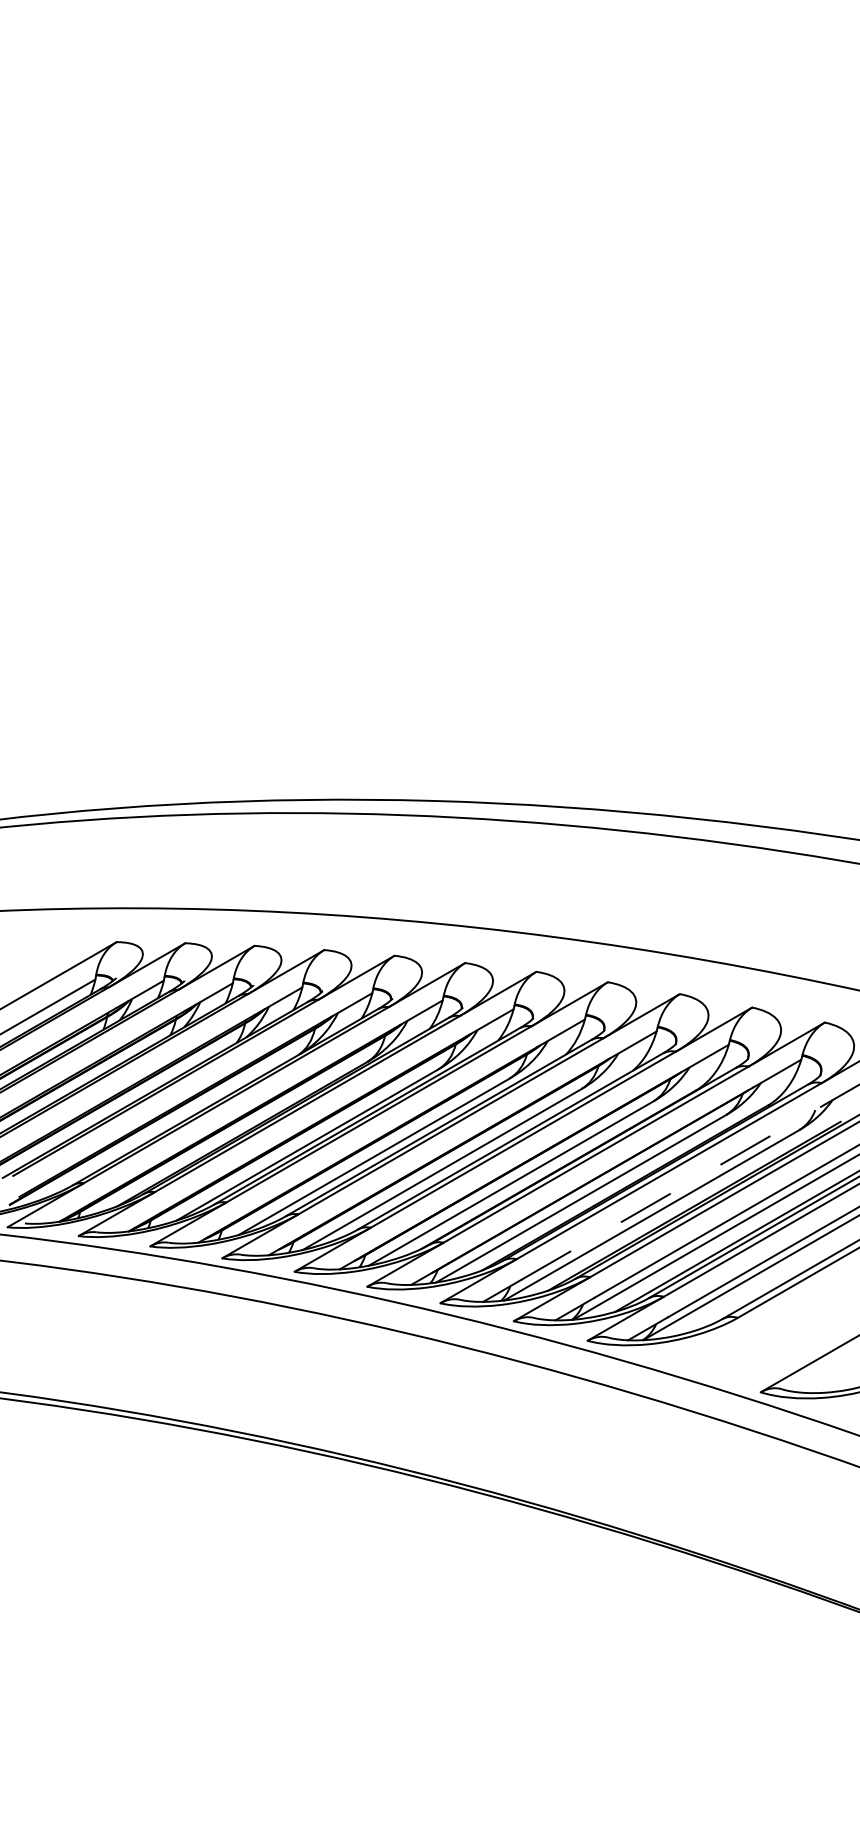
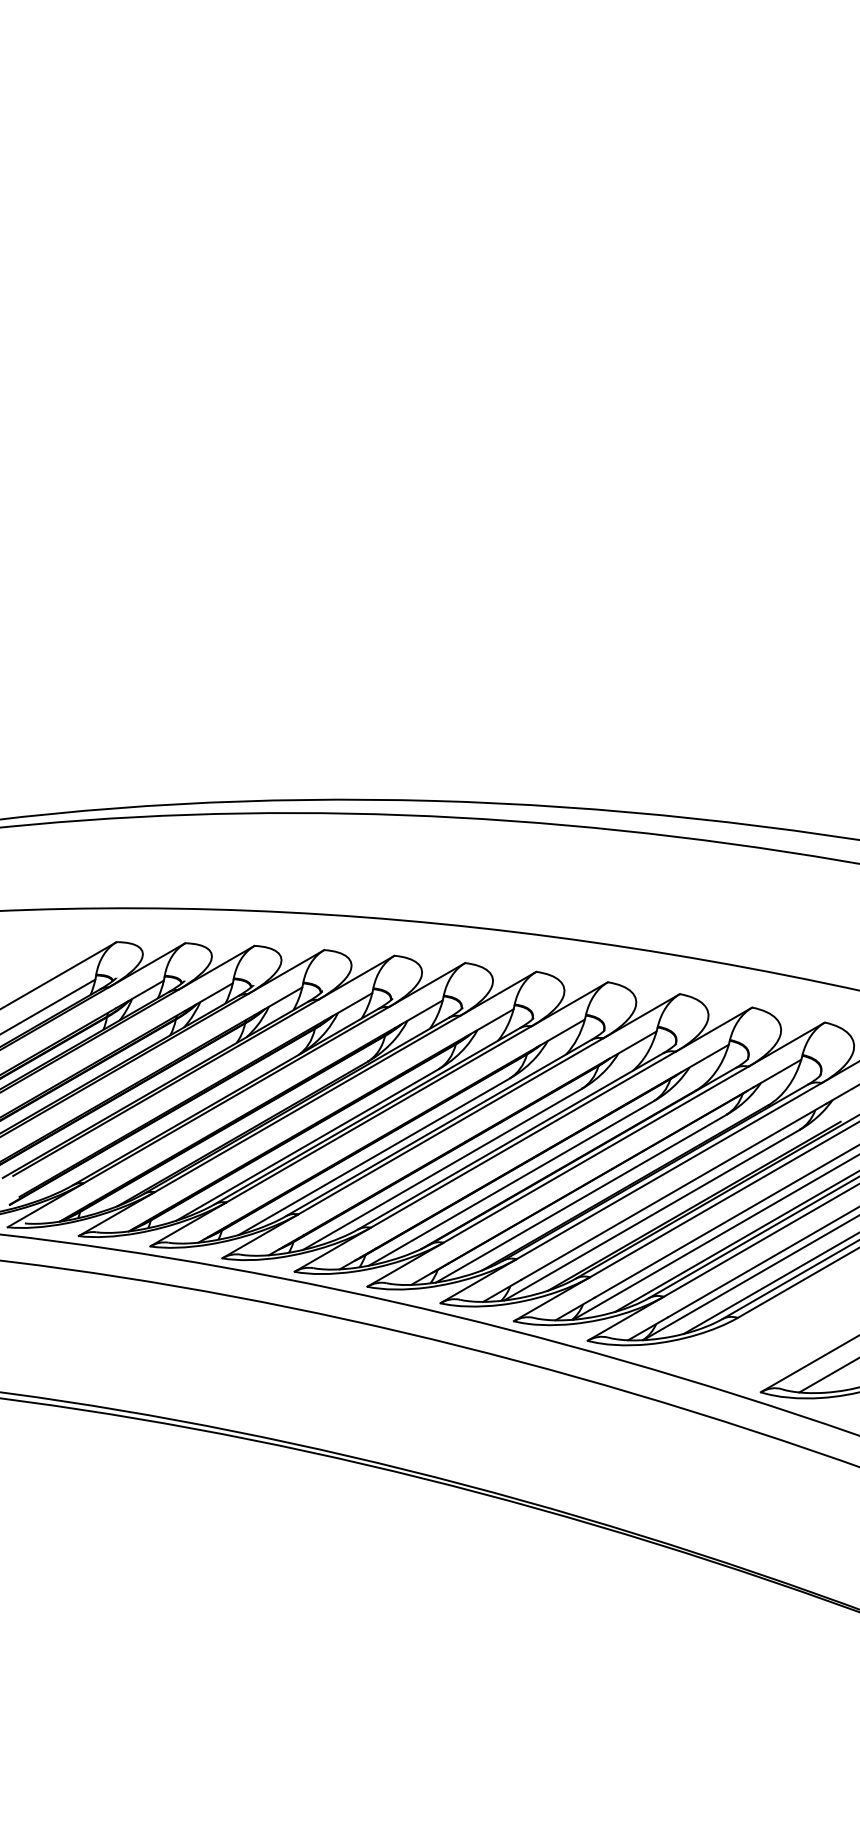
line: dashed -> solid (674, 1191)
line: none -> present (769, 1283)
line: none -> present (827, 1375)
